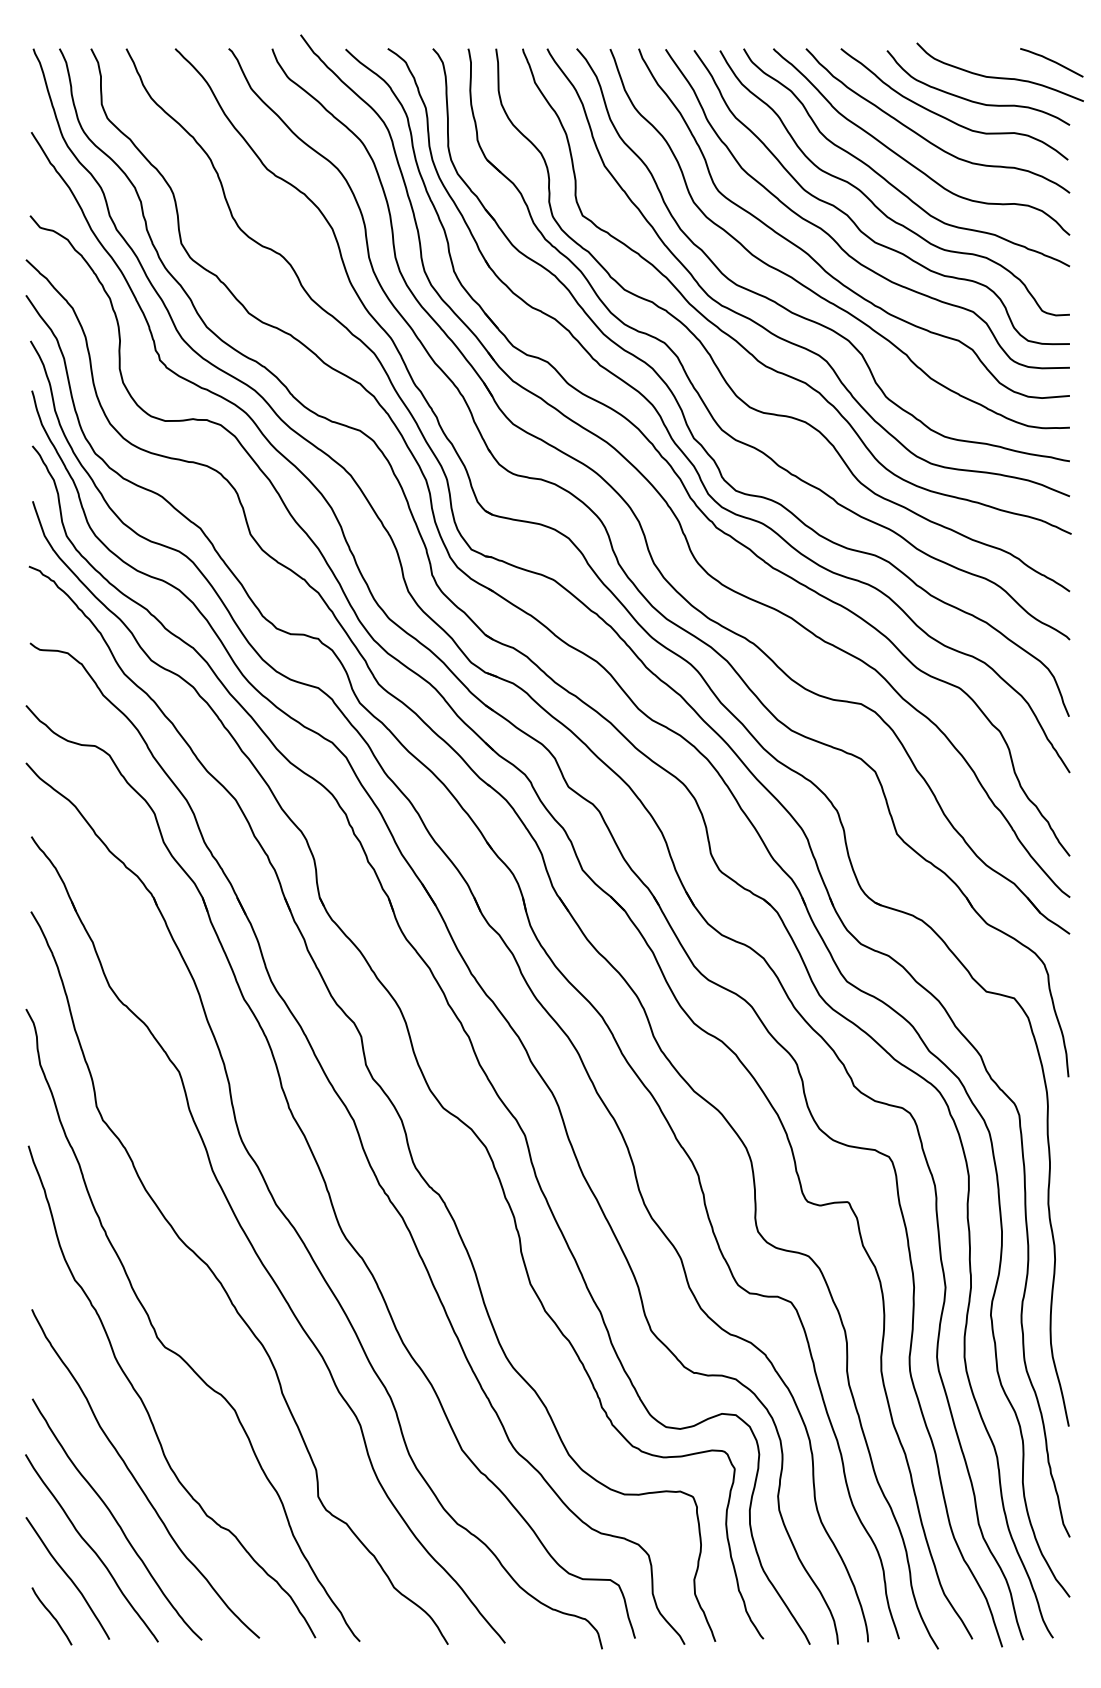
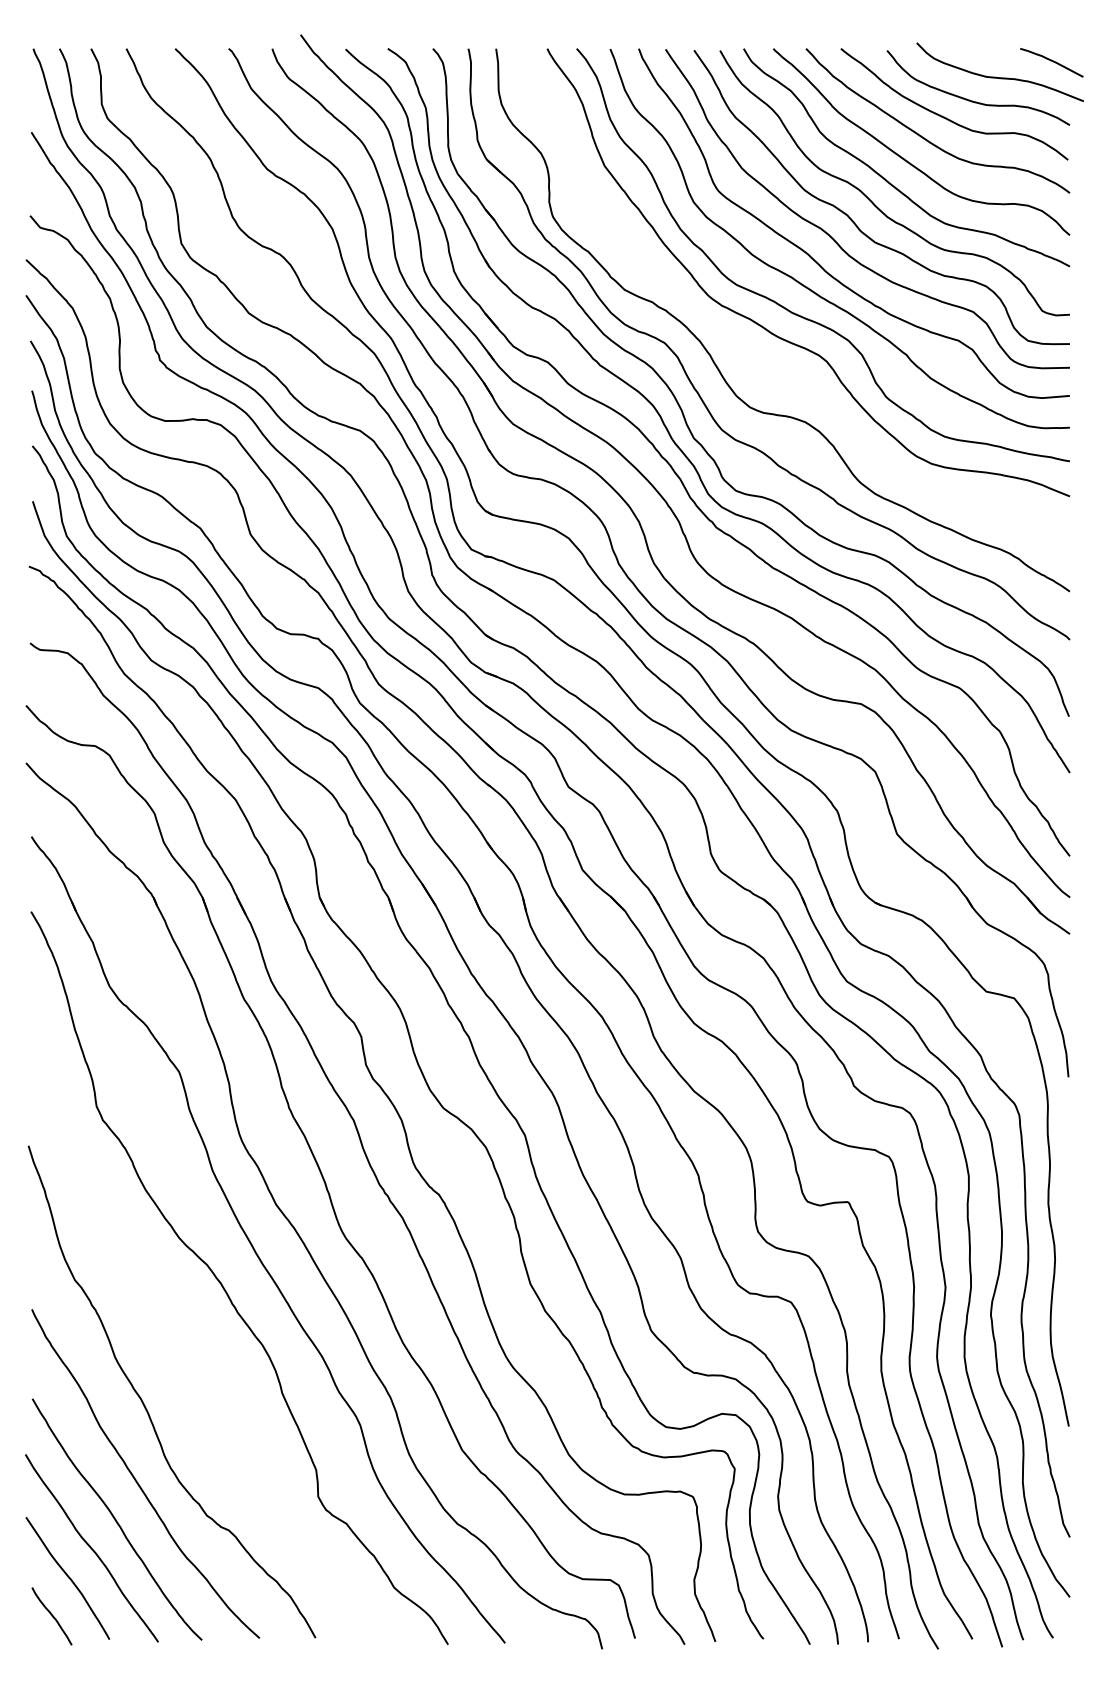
curve: present -> none (746, 348)
curve: present -> none (176, 1352)
